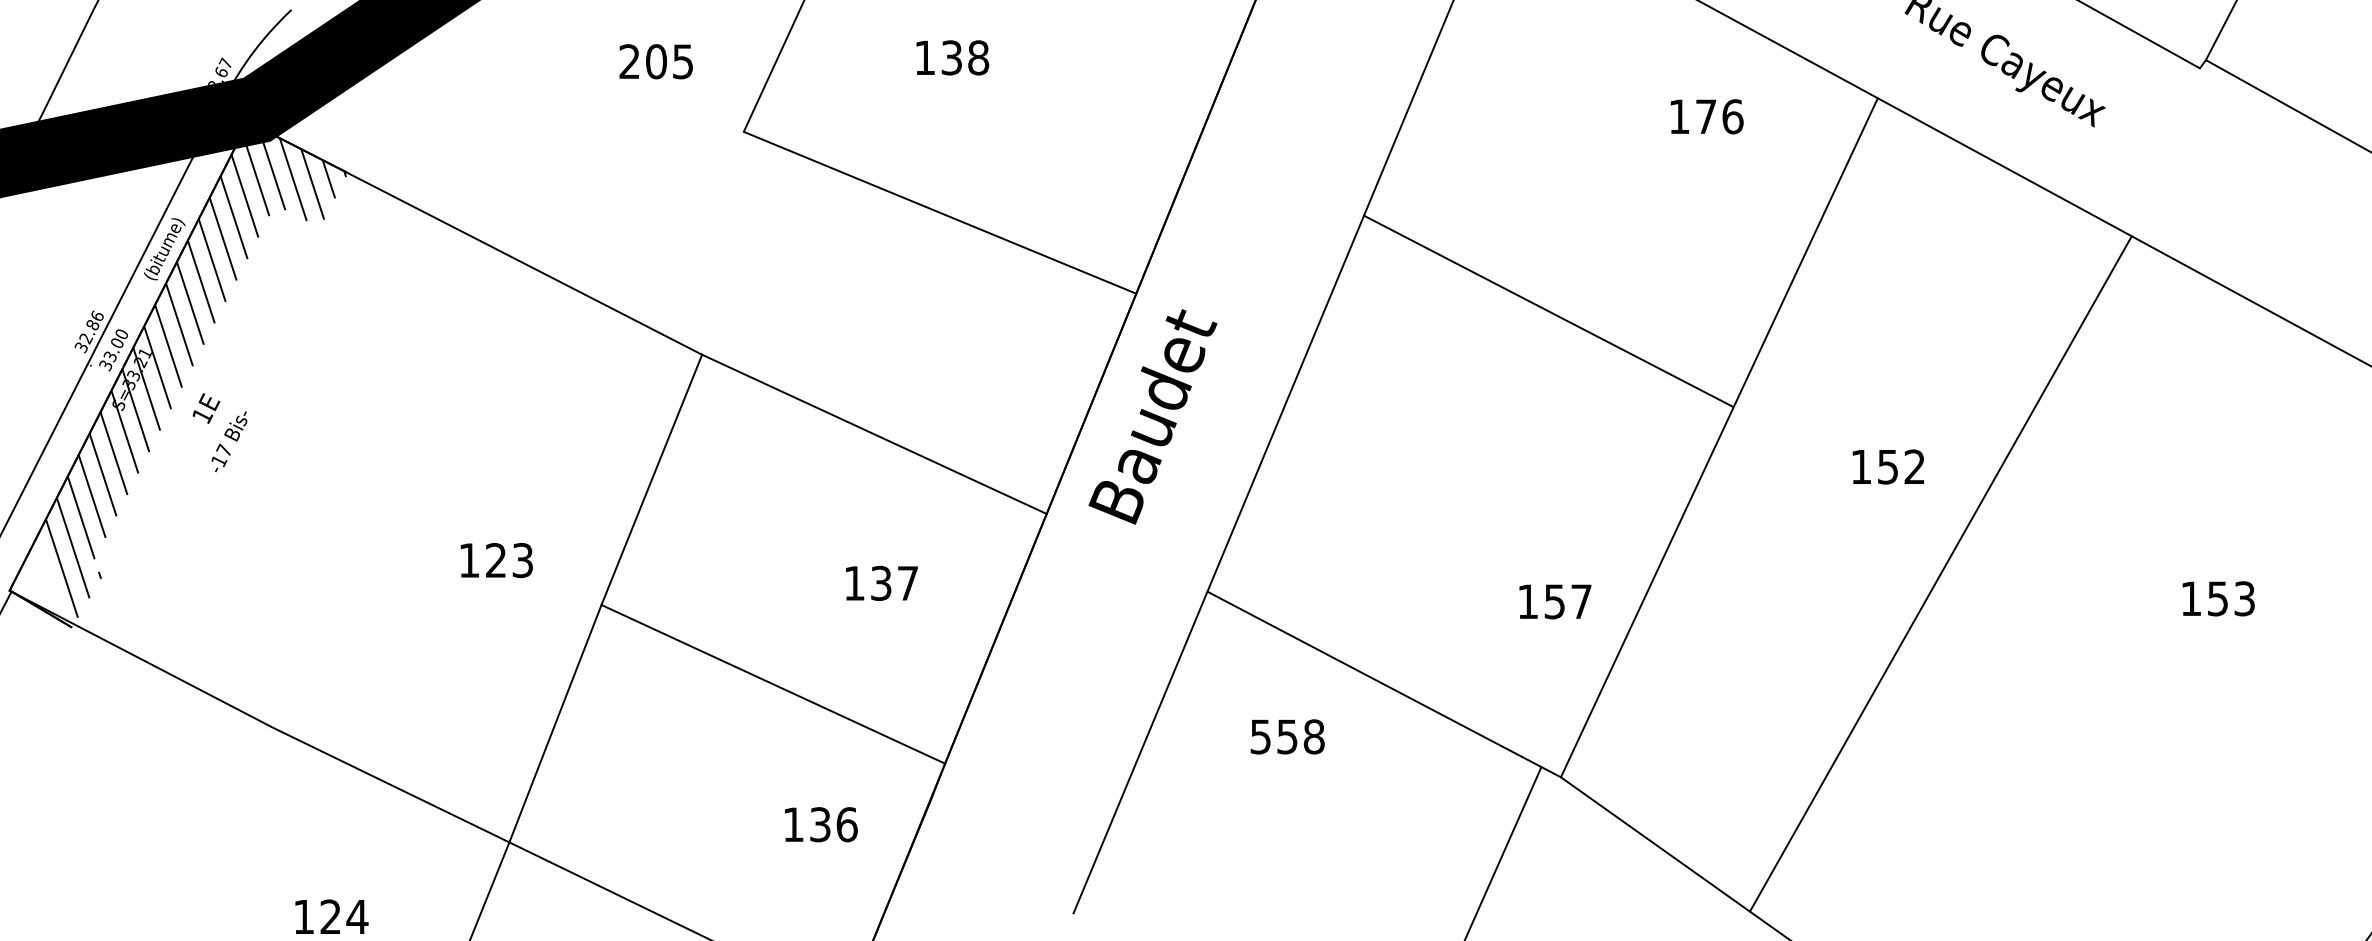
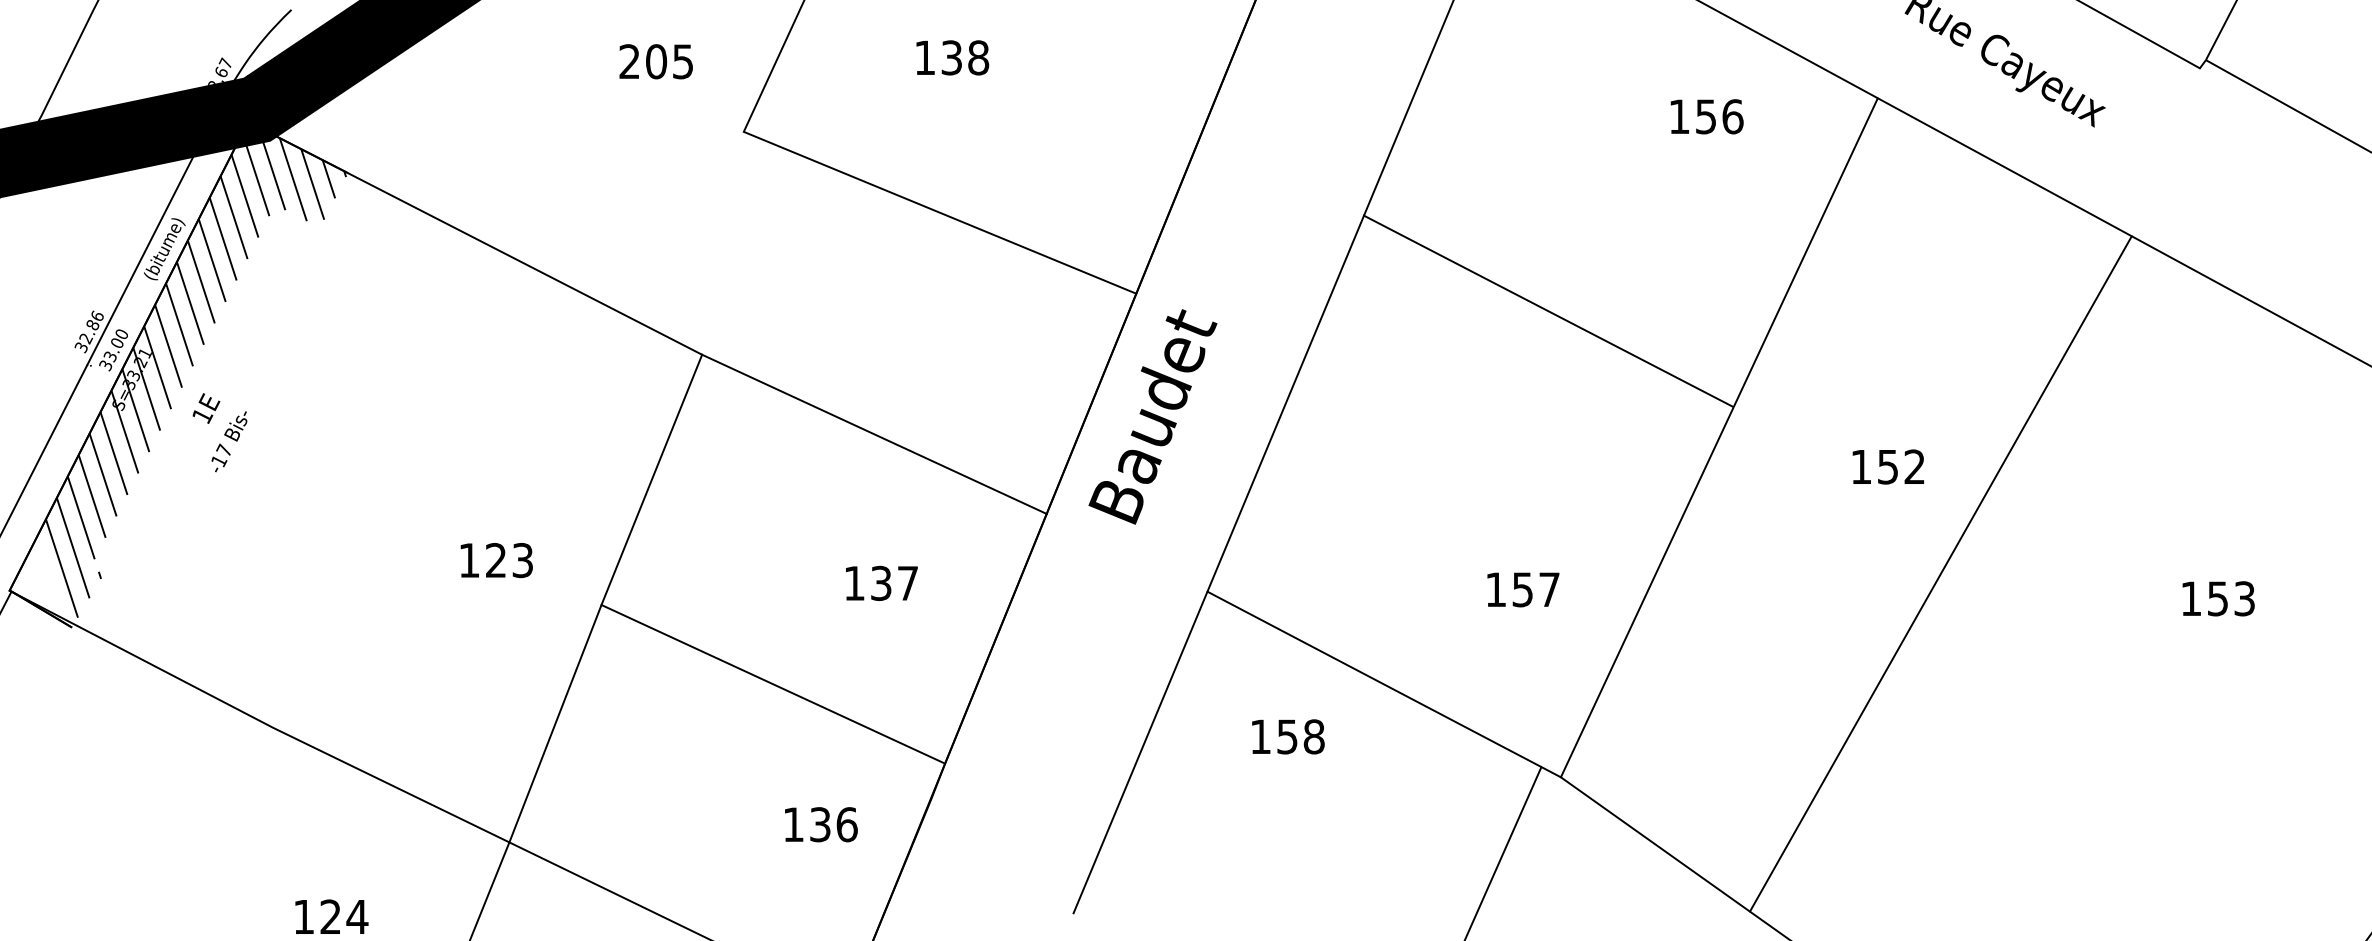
text: 176 -> 156 (1705, 116)
text position: (1555, 601) -> (1523, 589) (1523, 589)
text: 558 -> 158 (1260, 736)
